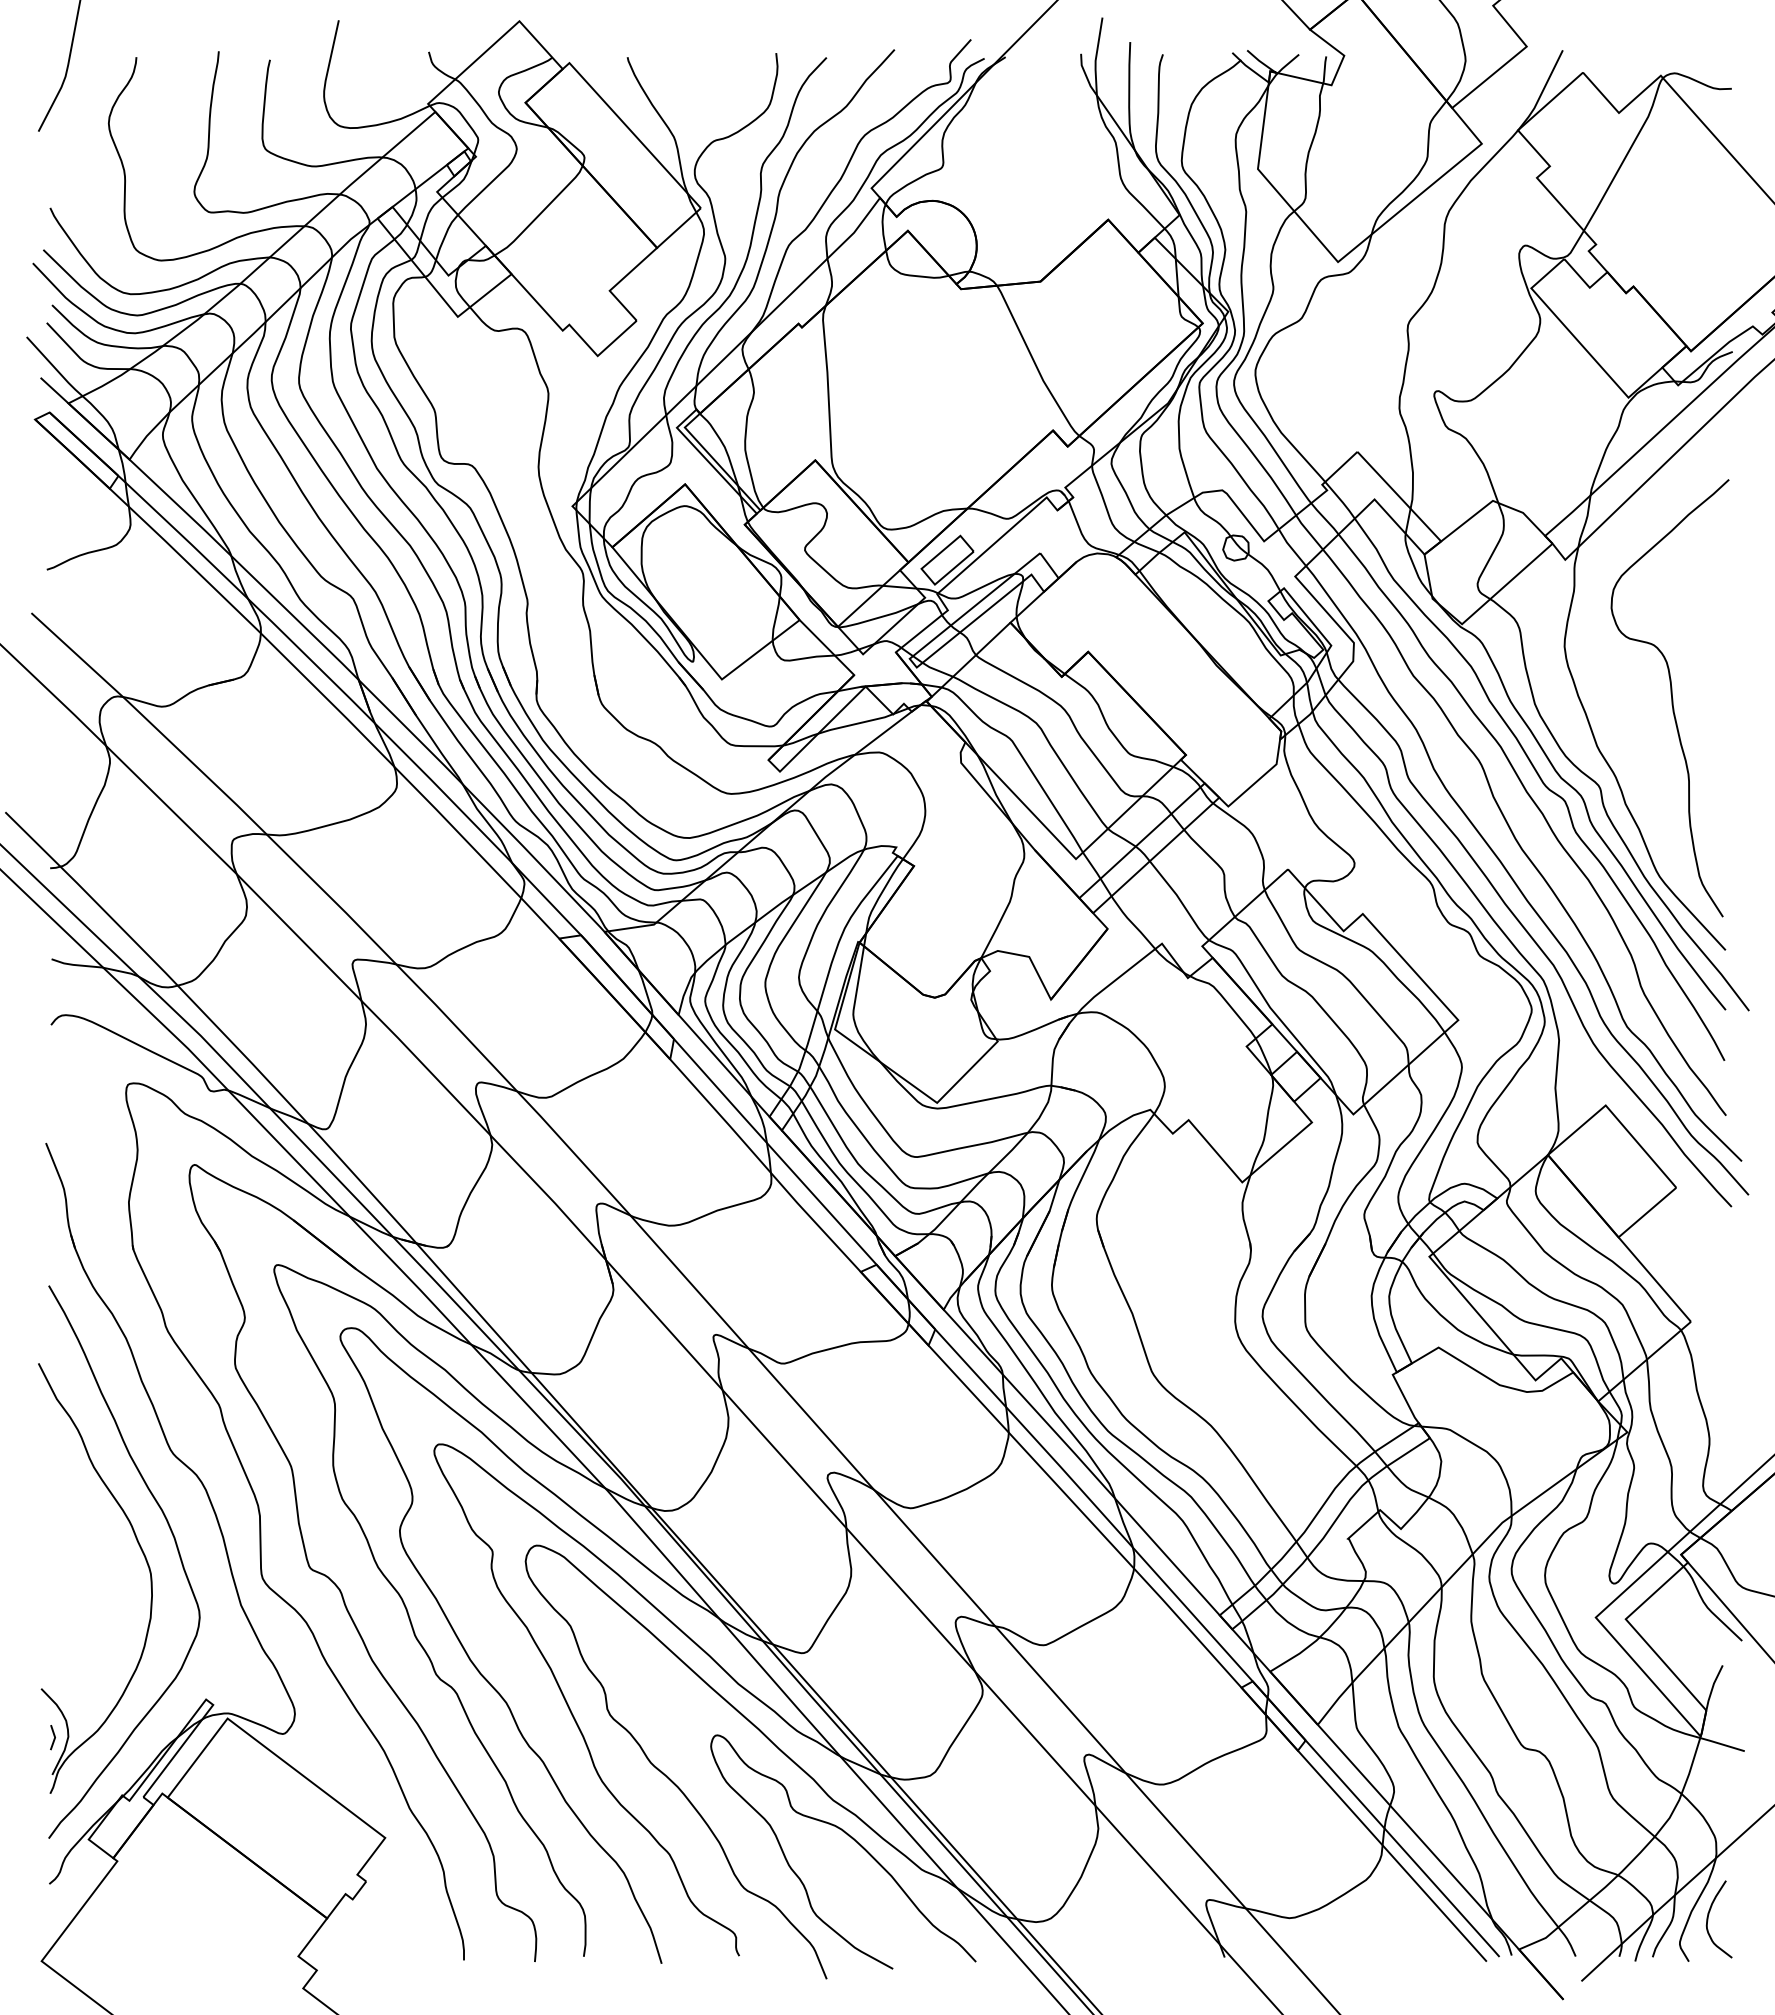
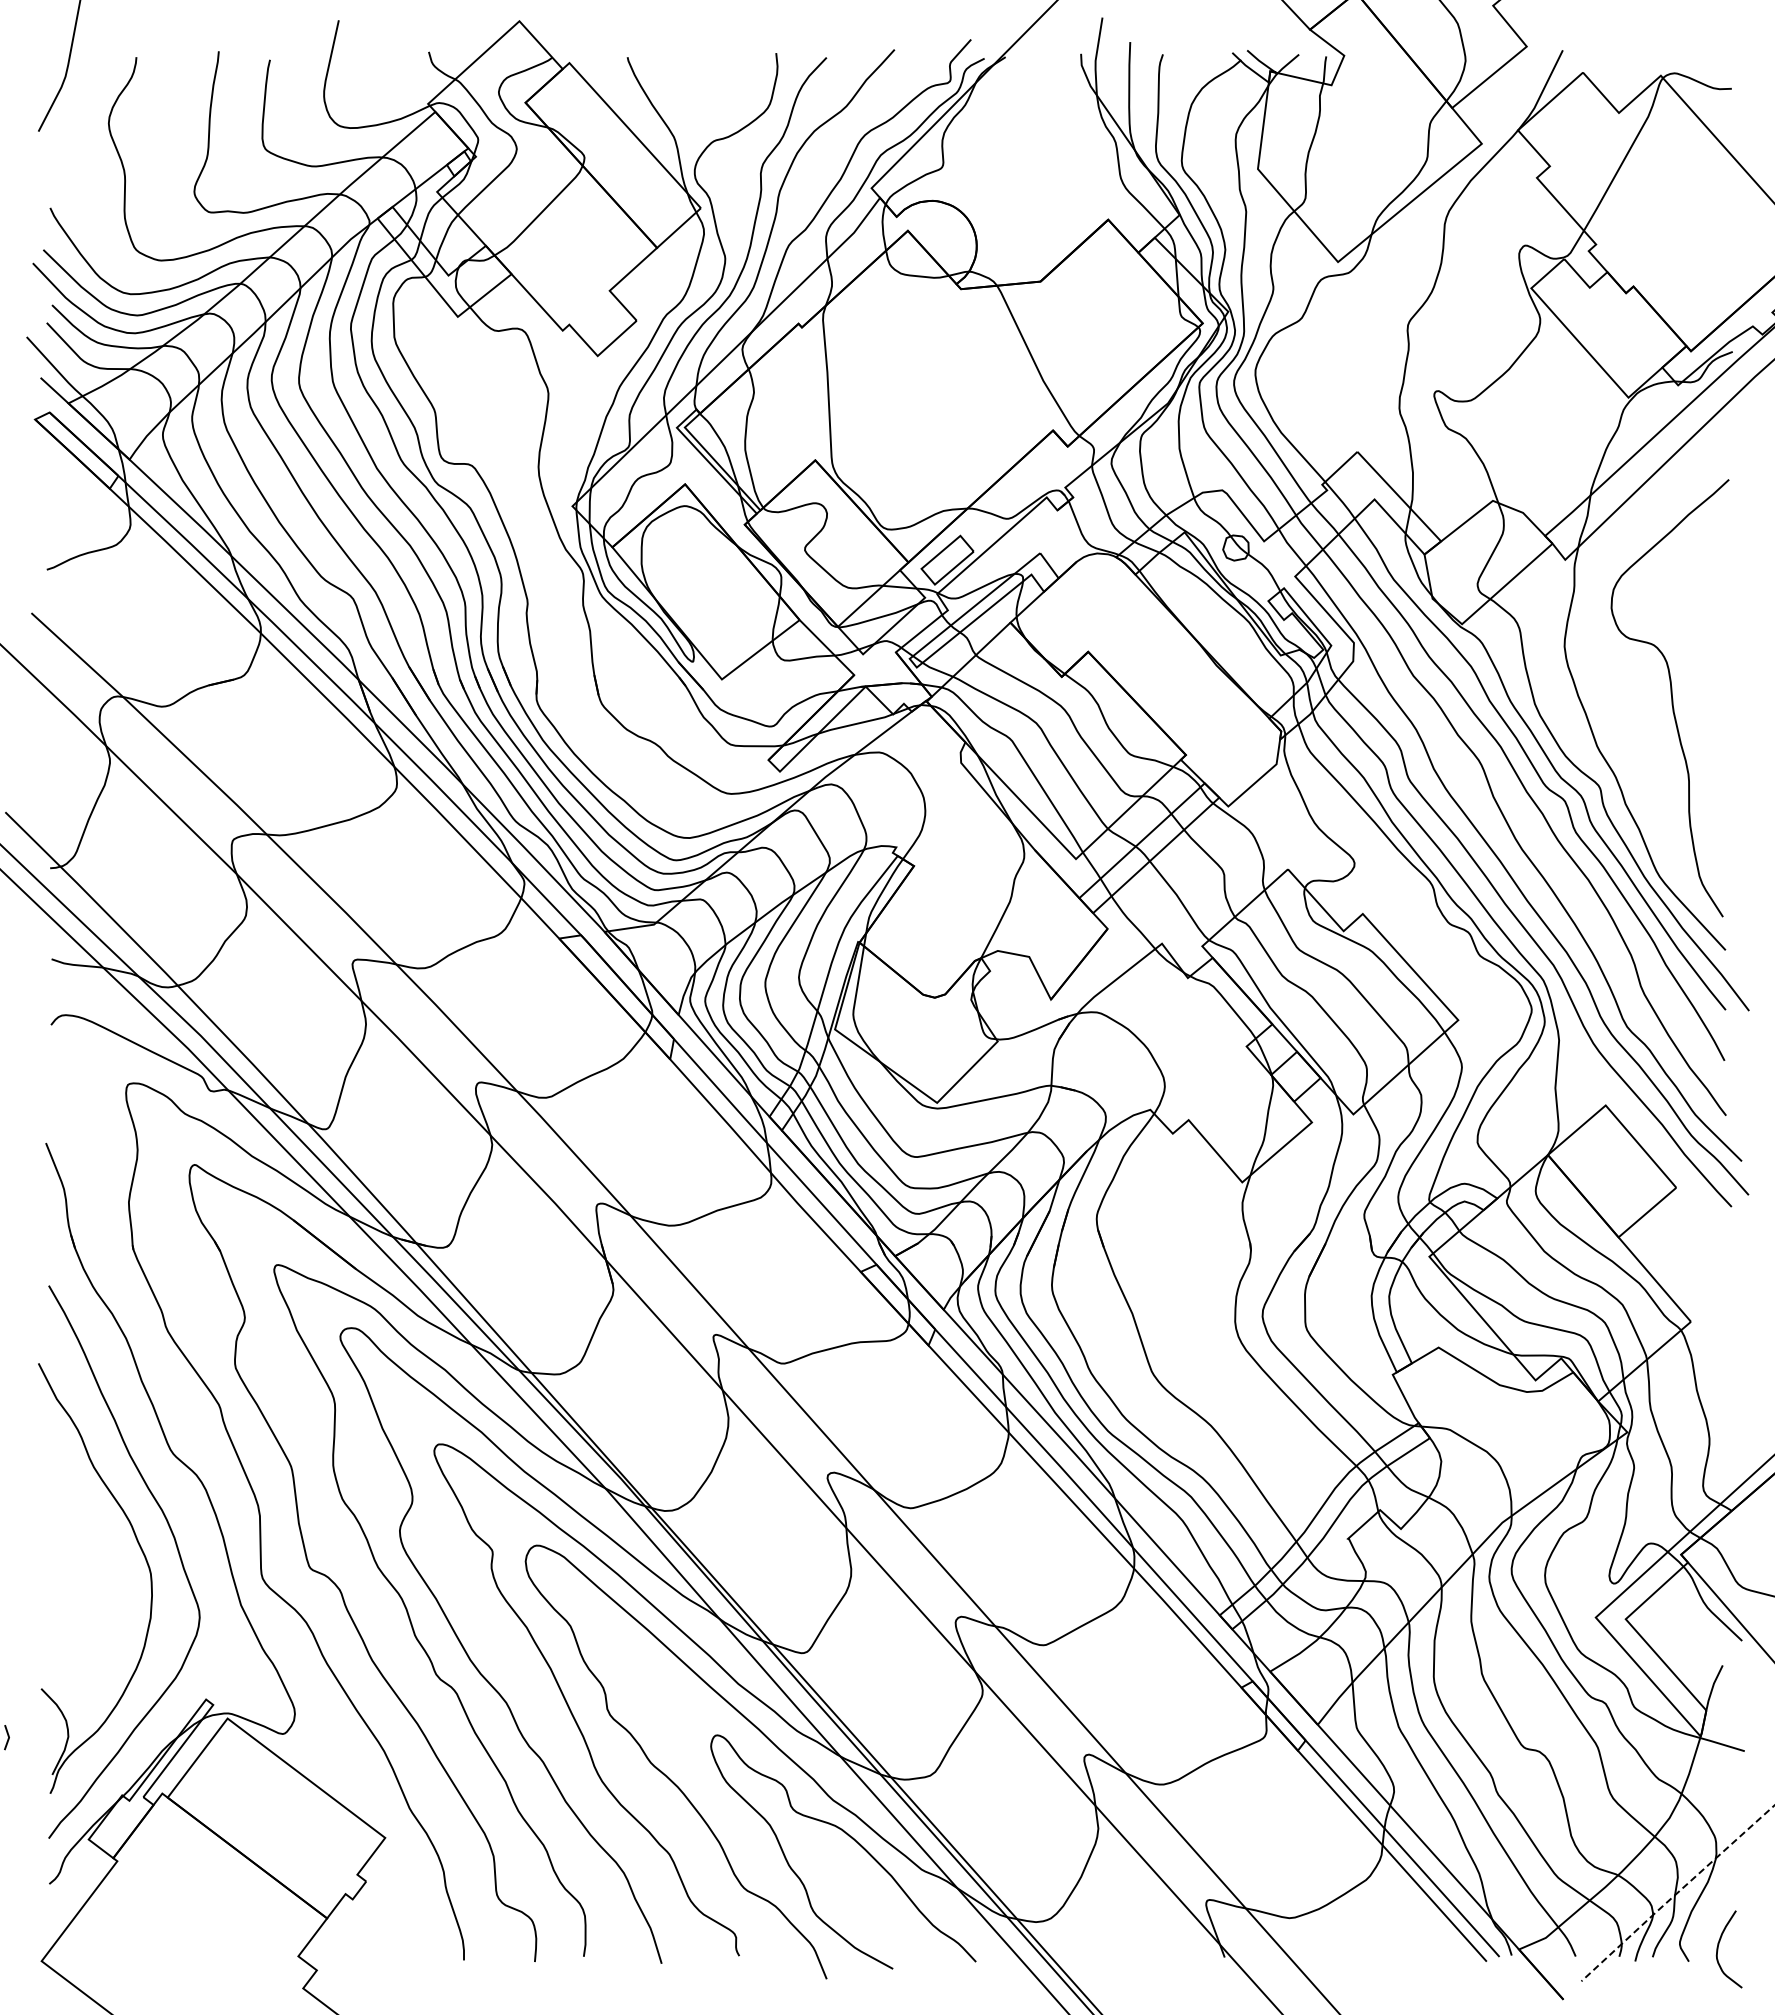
line position: (53, 1736) -> (7, 1736) (7, 1736)
line: solid -> dashed (1677, 1893)
curve position: (1708, 1919) -> (1718, 1949) (1718, 1949)
